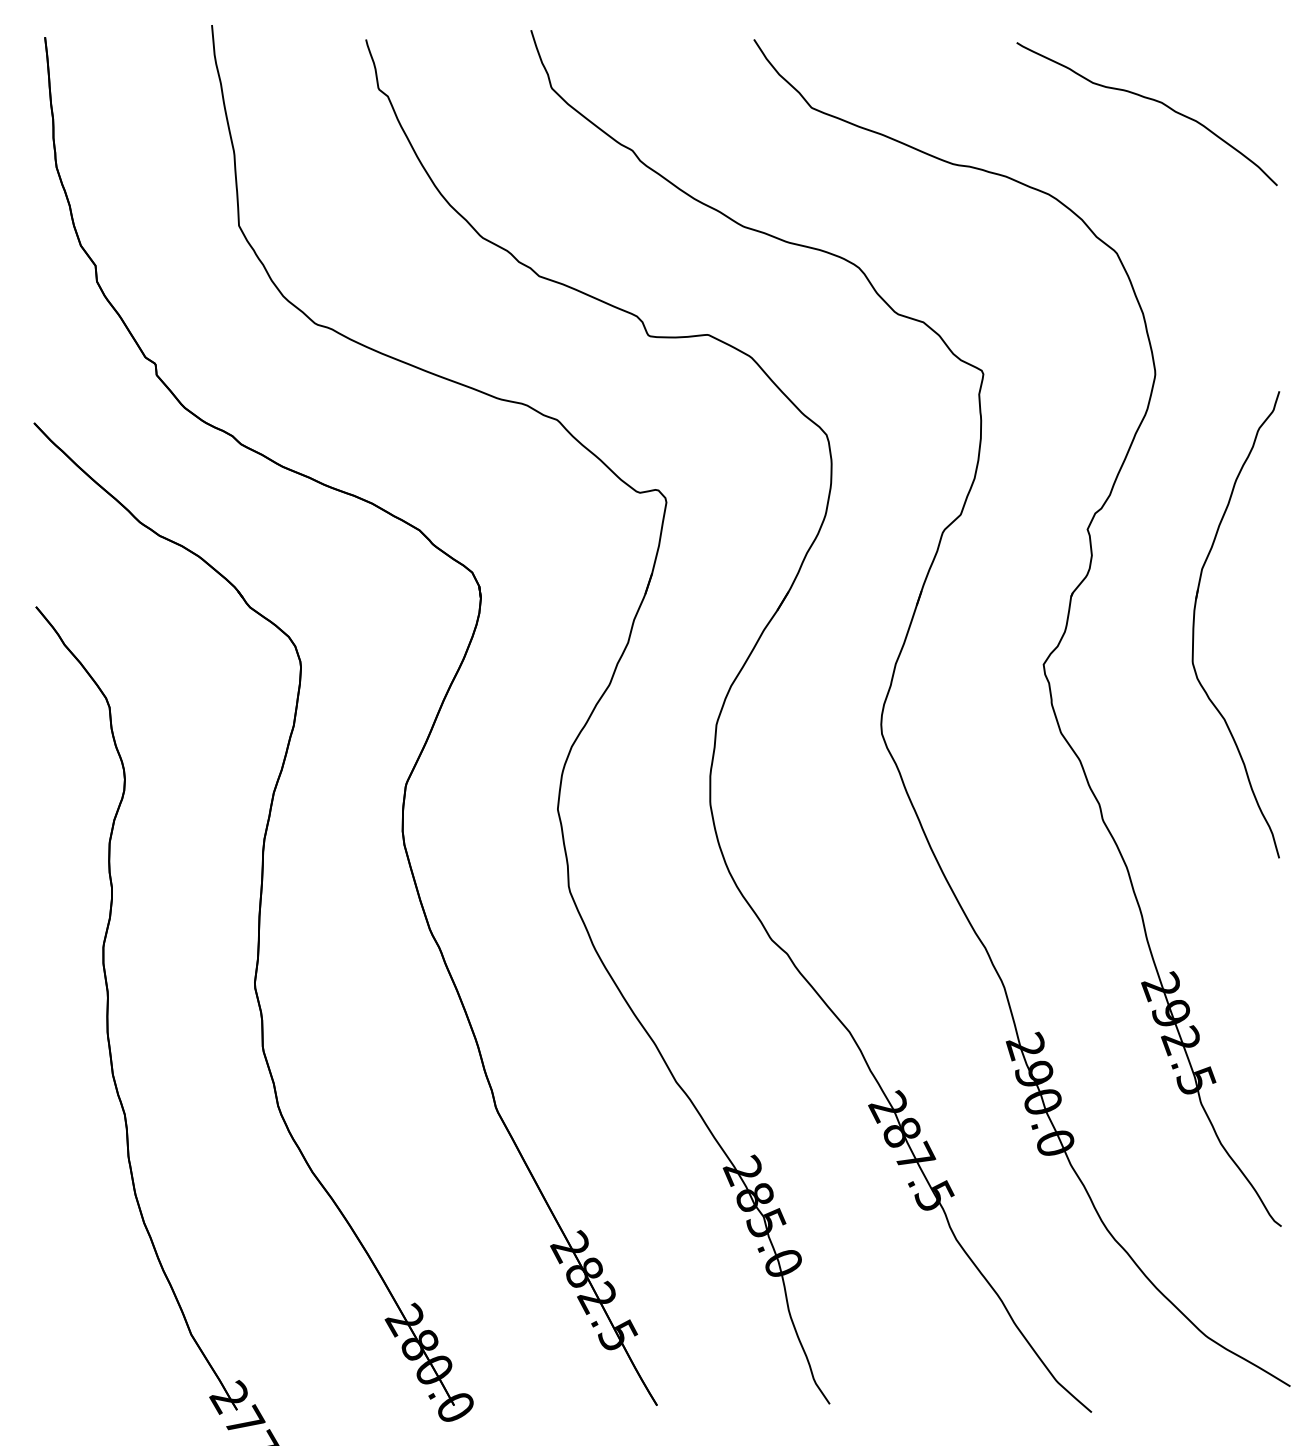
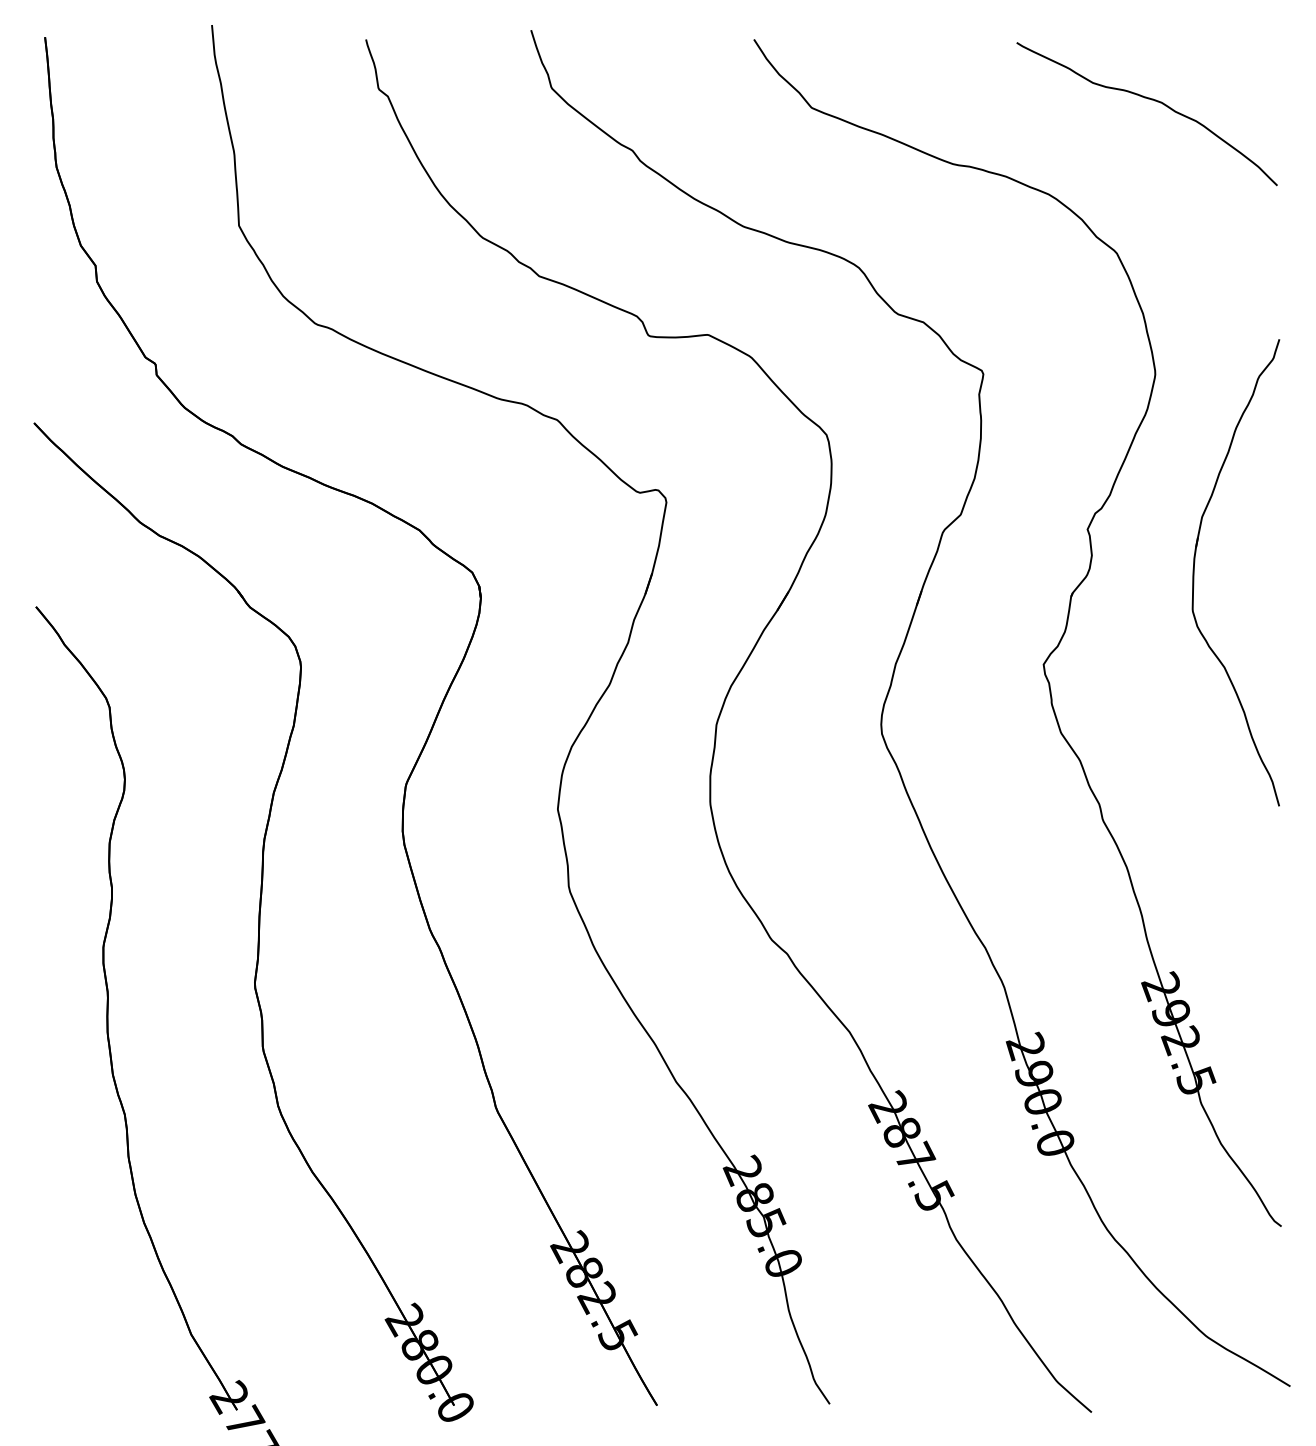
part position: (1194, 624) -> (1194, 572) (1194, 572)
